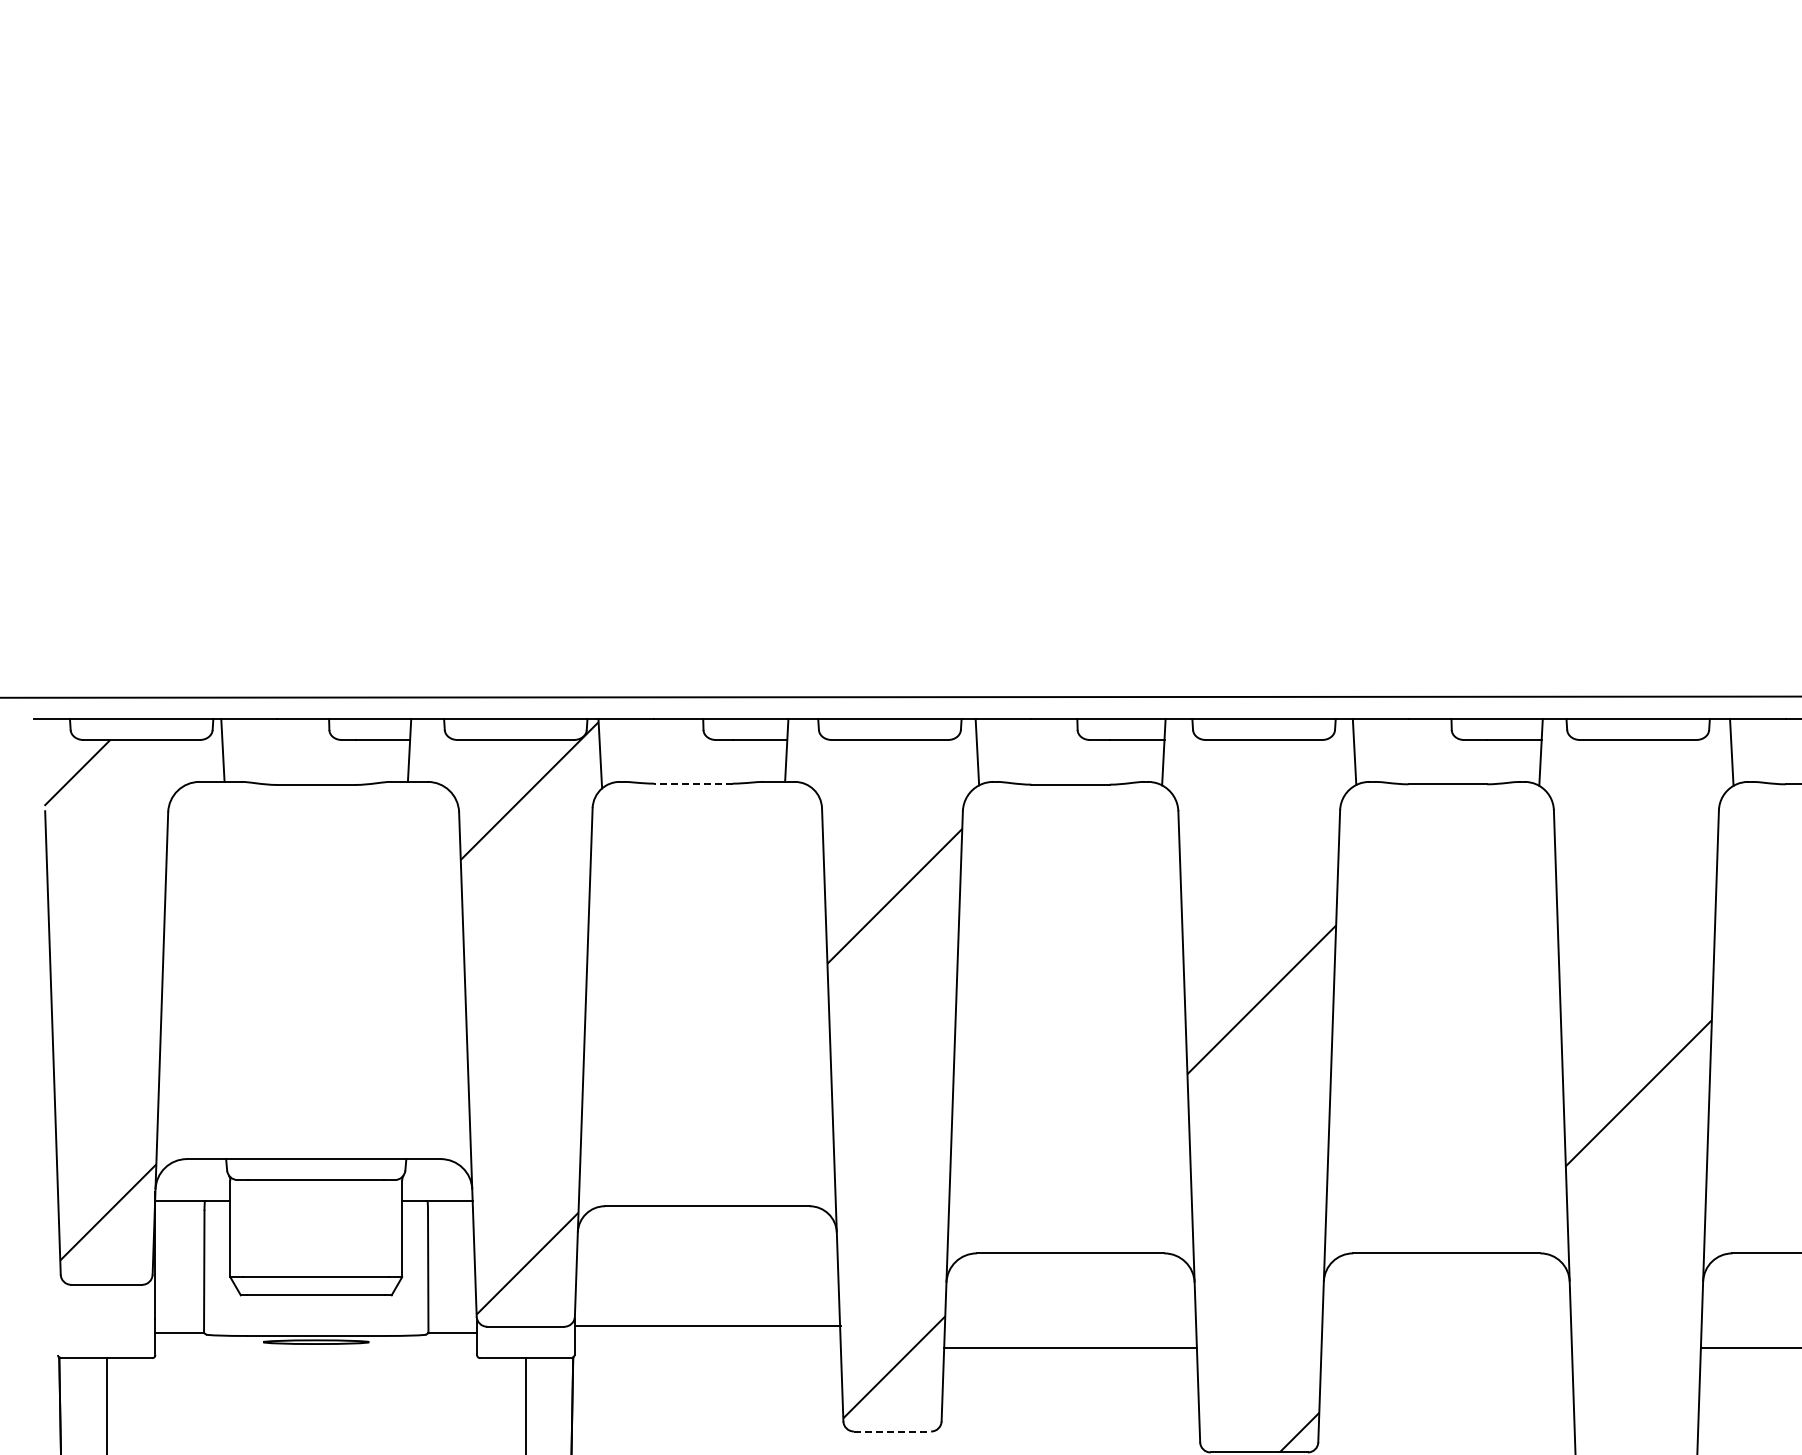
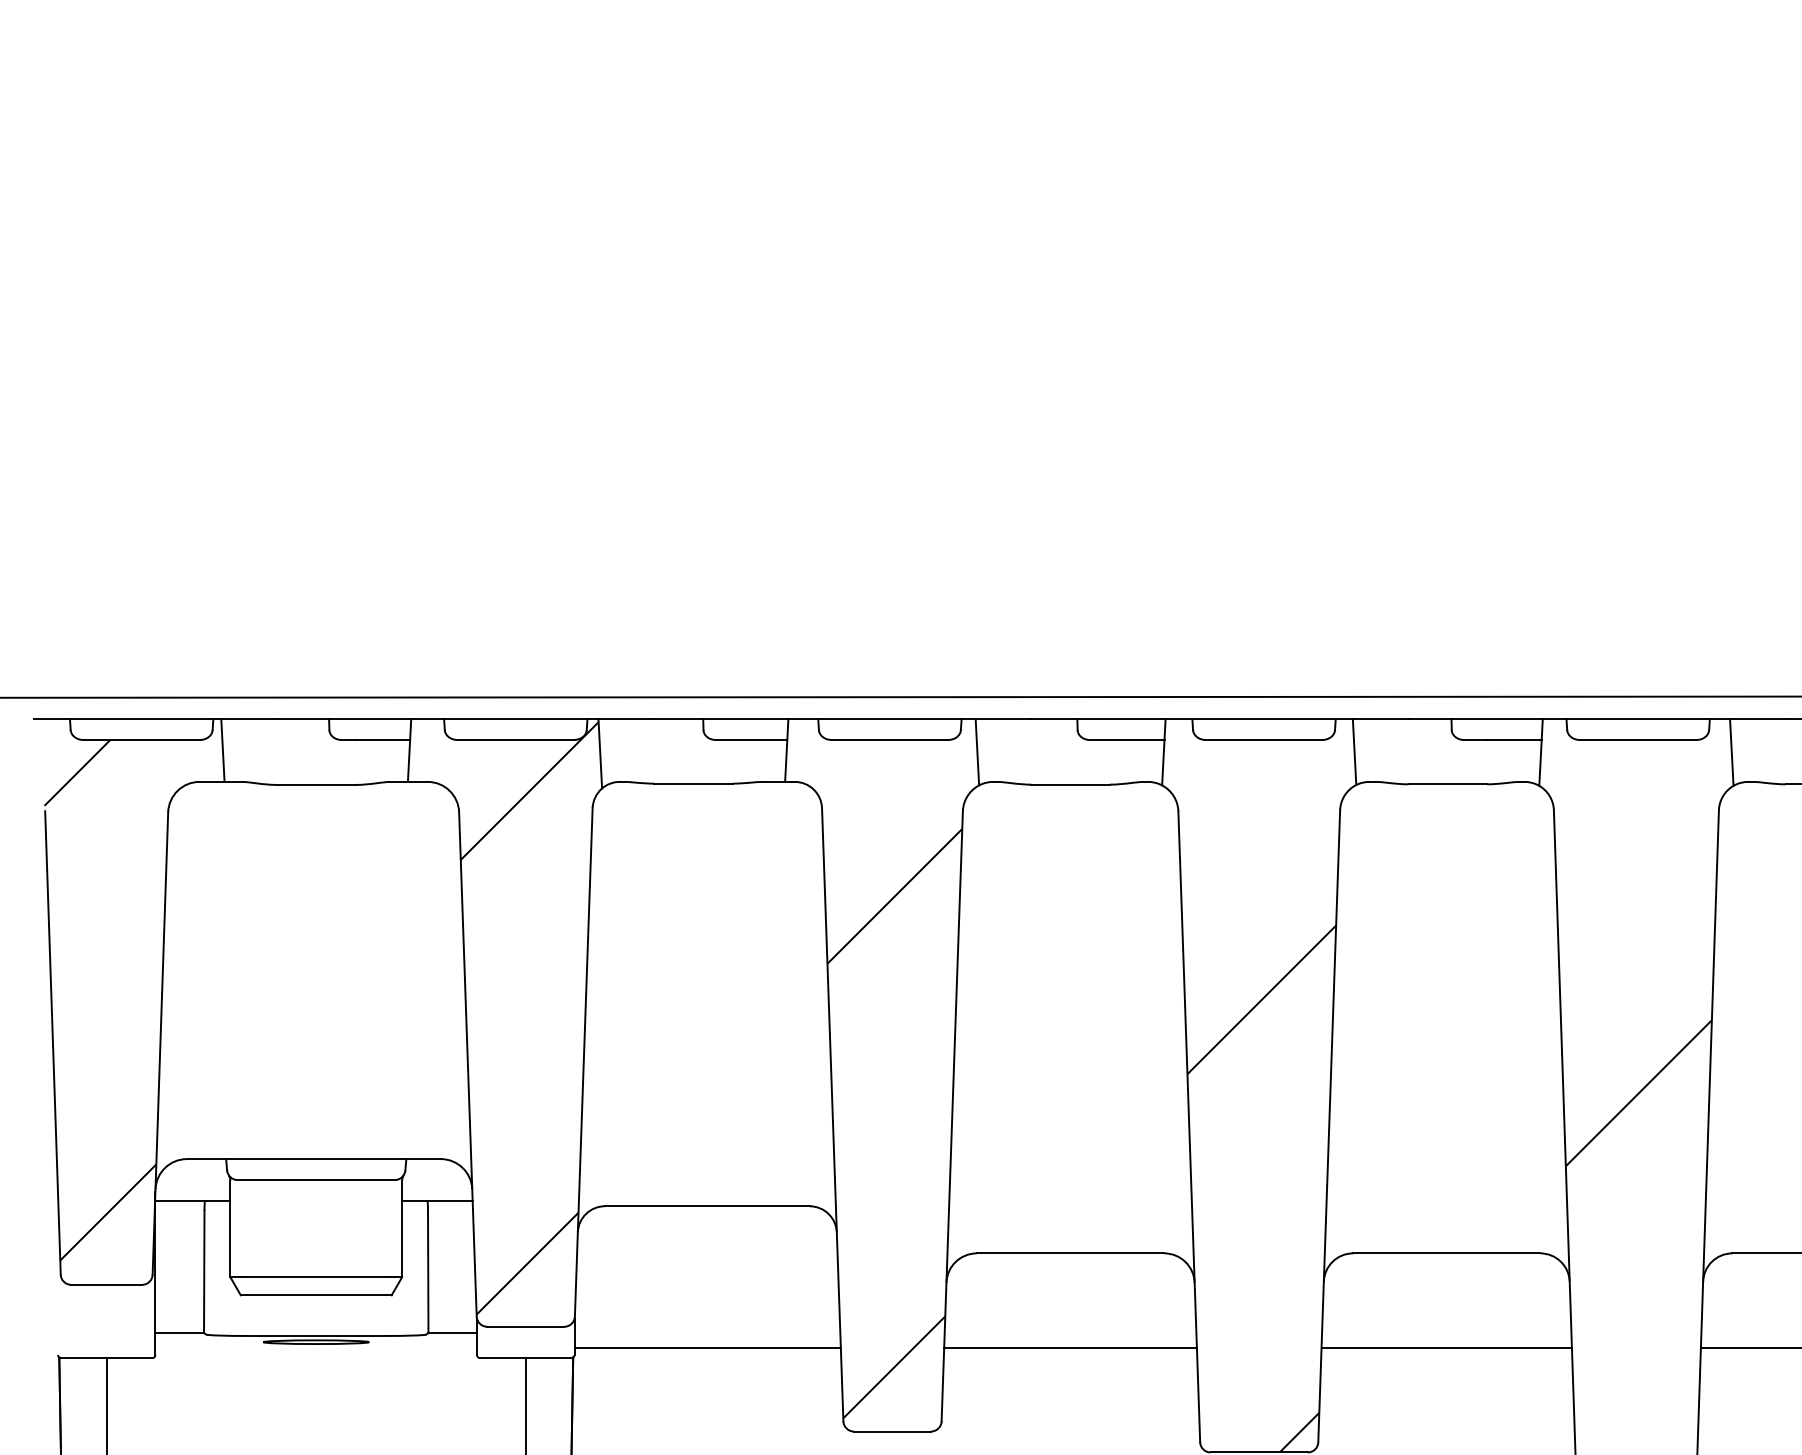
line: dashed -> solid (692, 783)
line position: (707, 1325) -> (707, 1347) (707, 1347)
line: none -> present (1446, 1347)
line: dashed -> solid (892, 1431)
